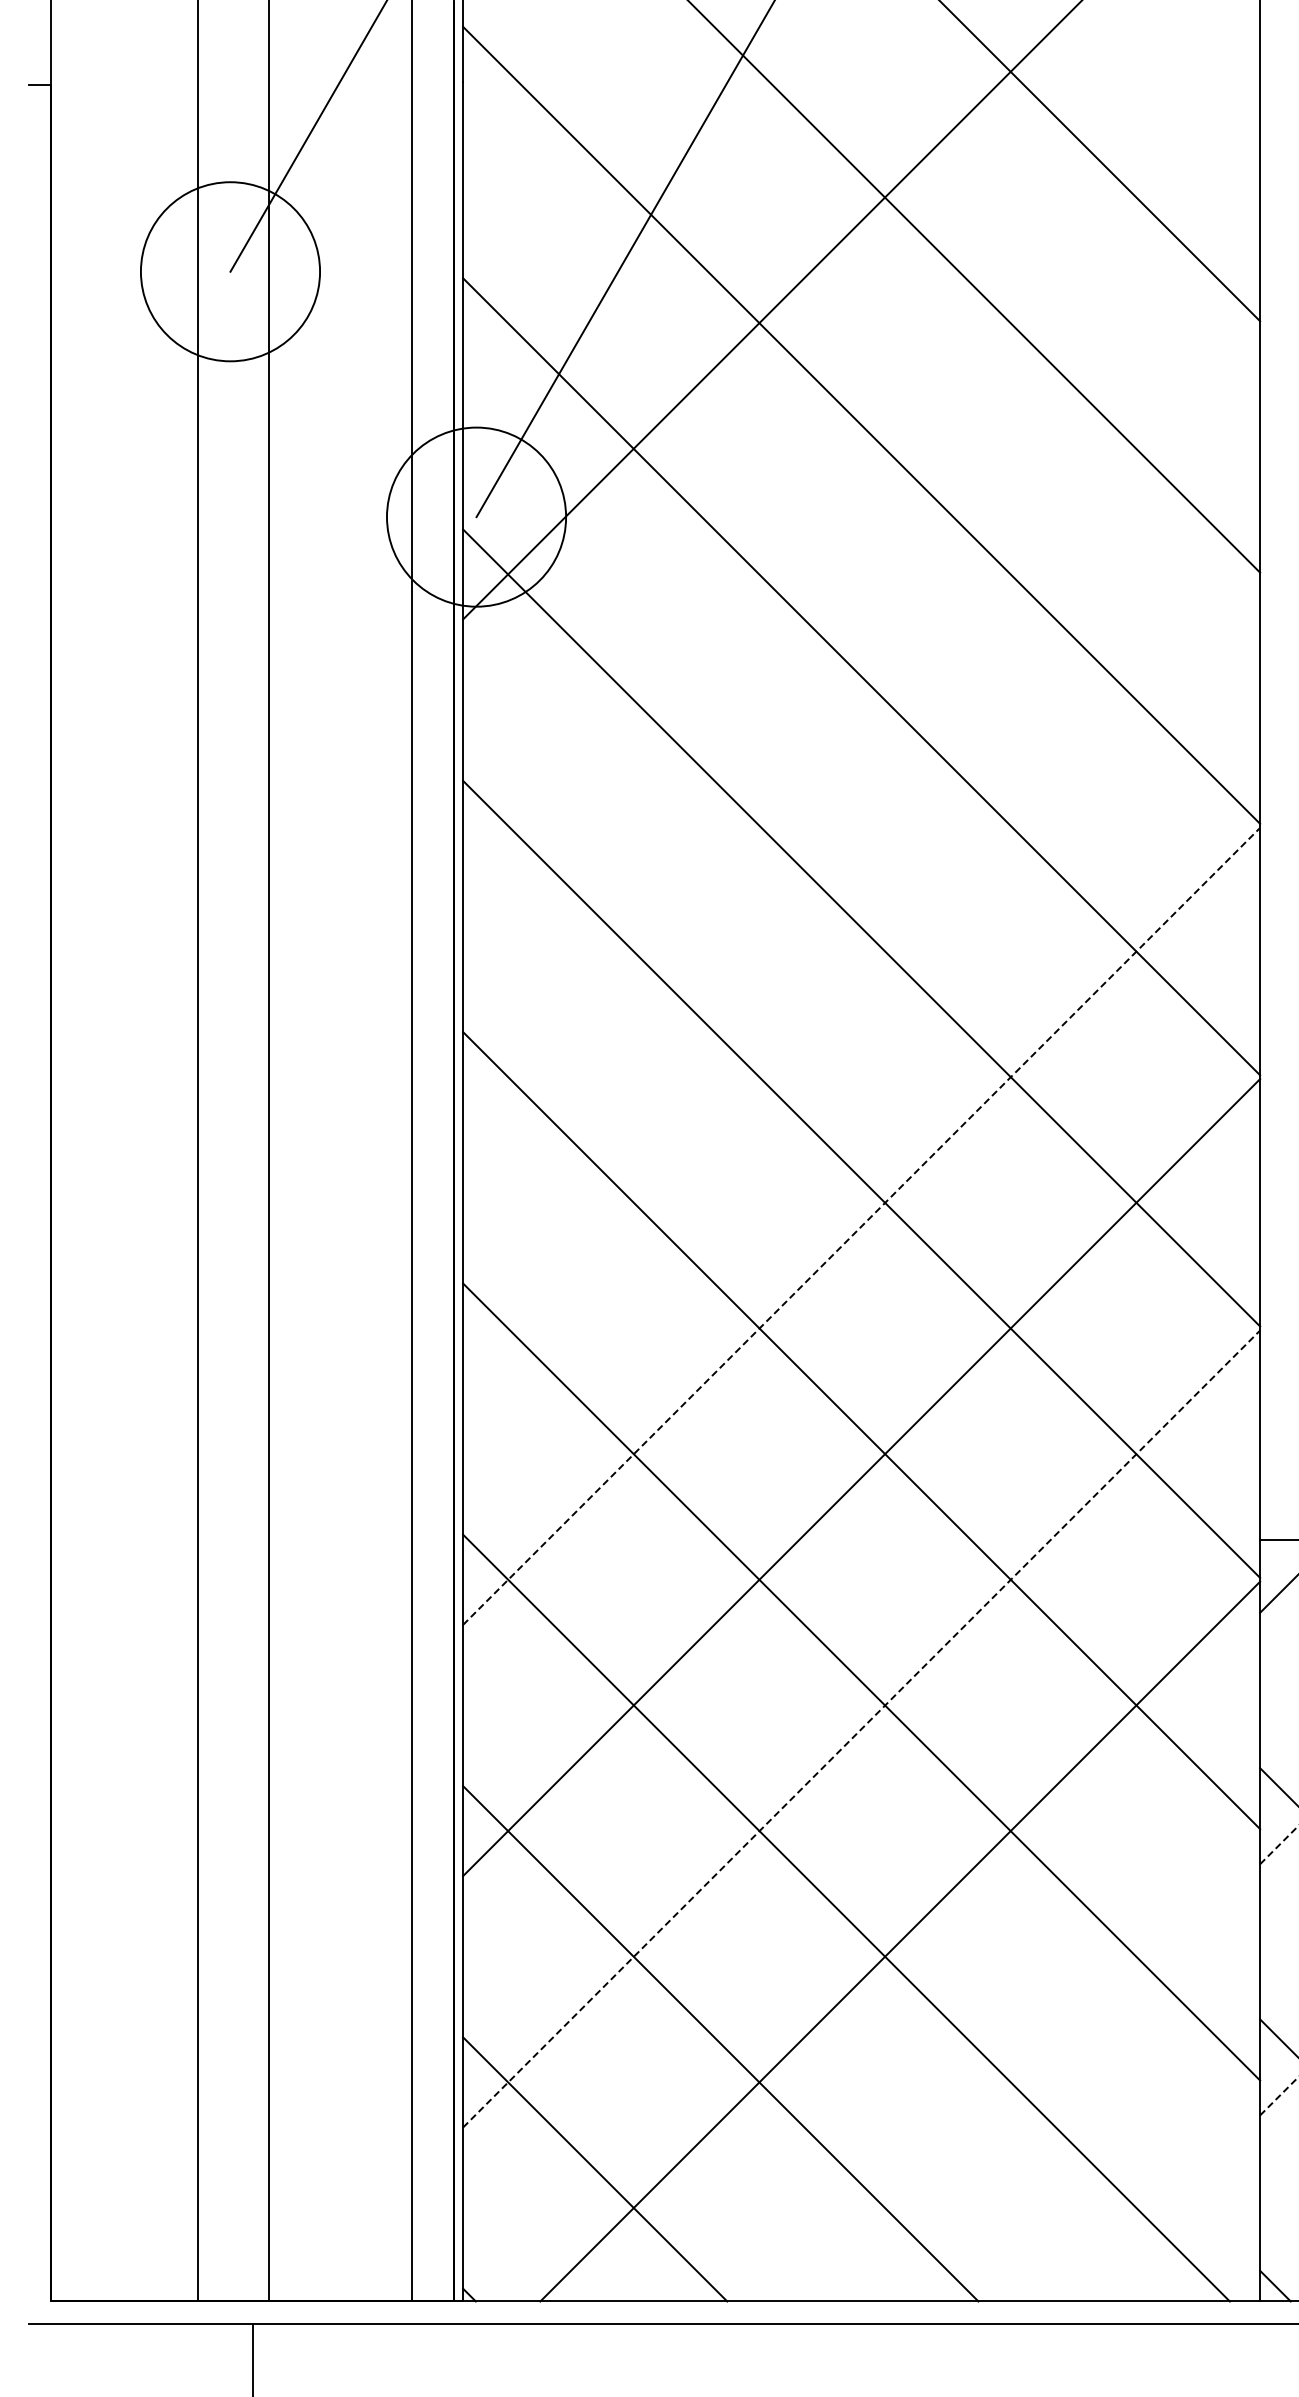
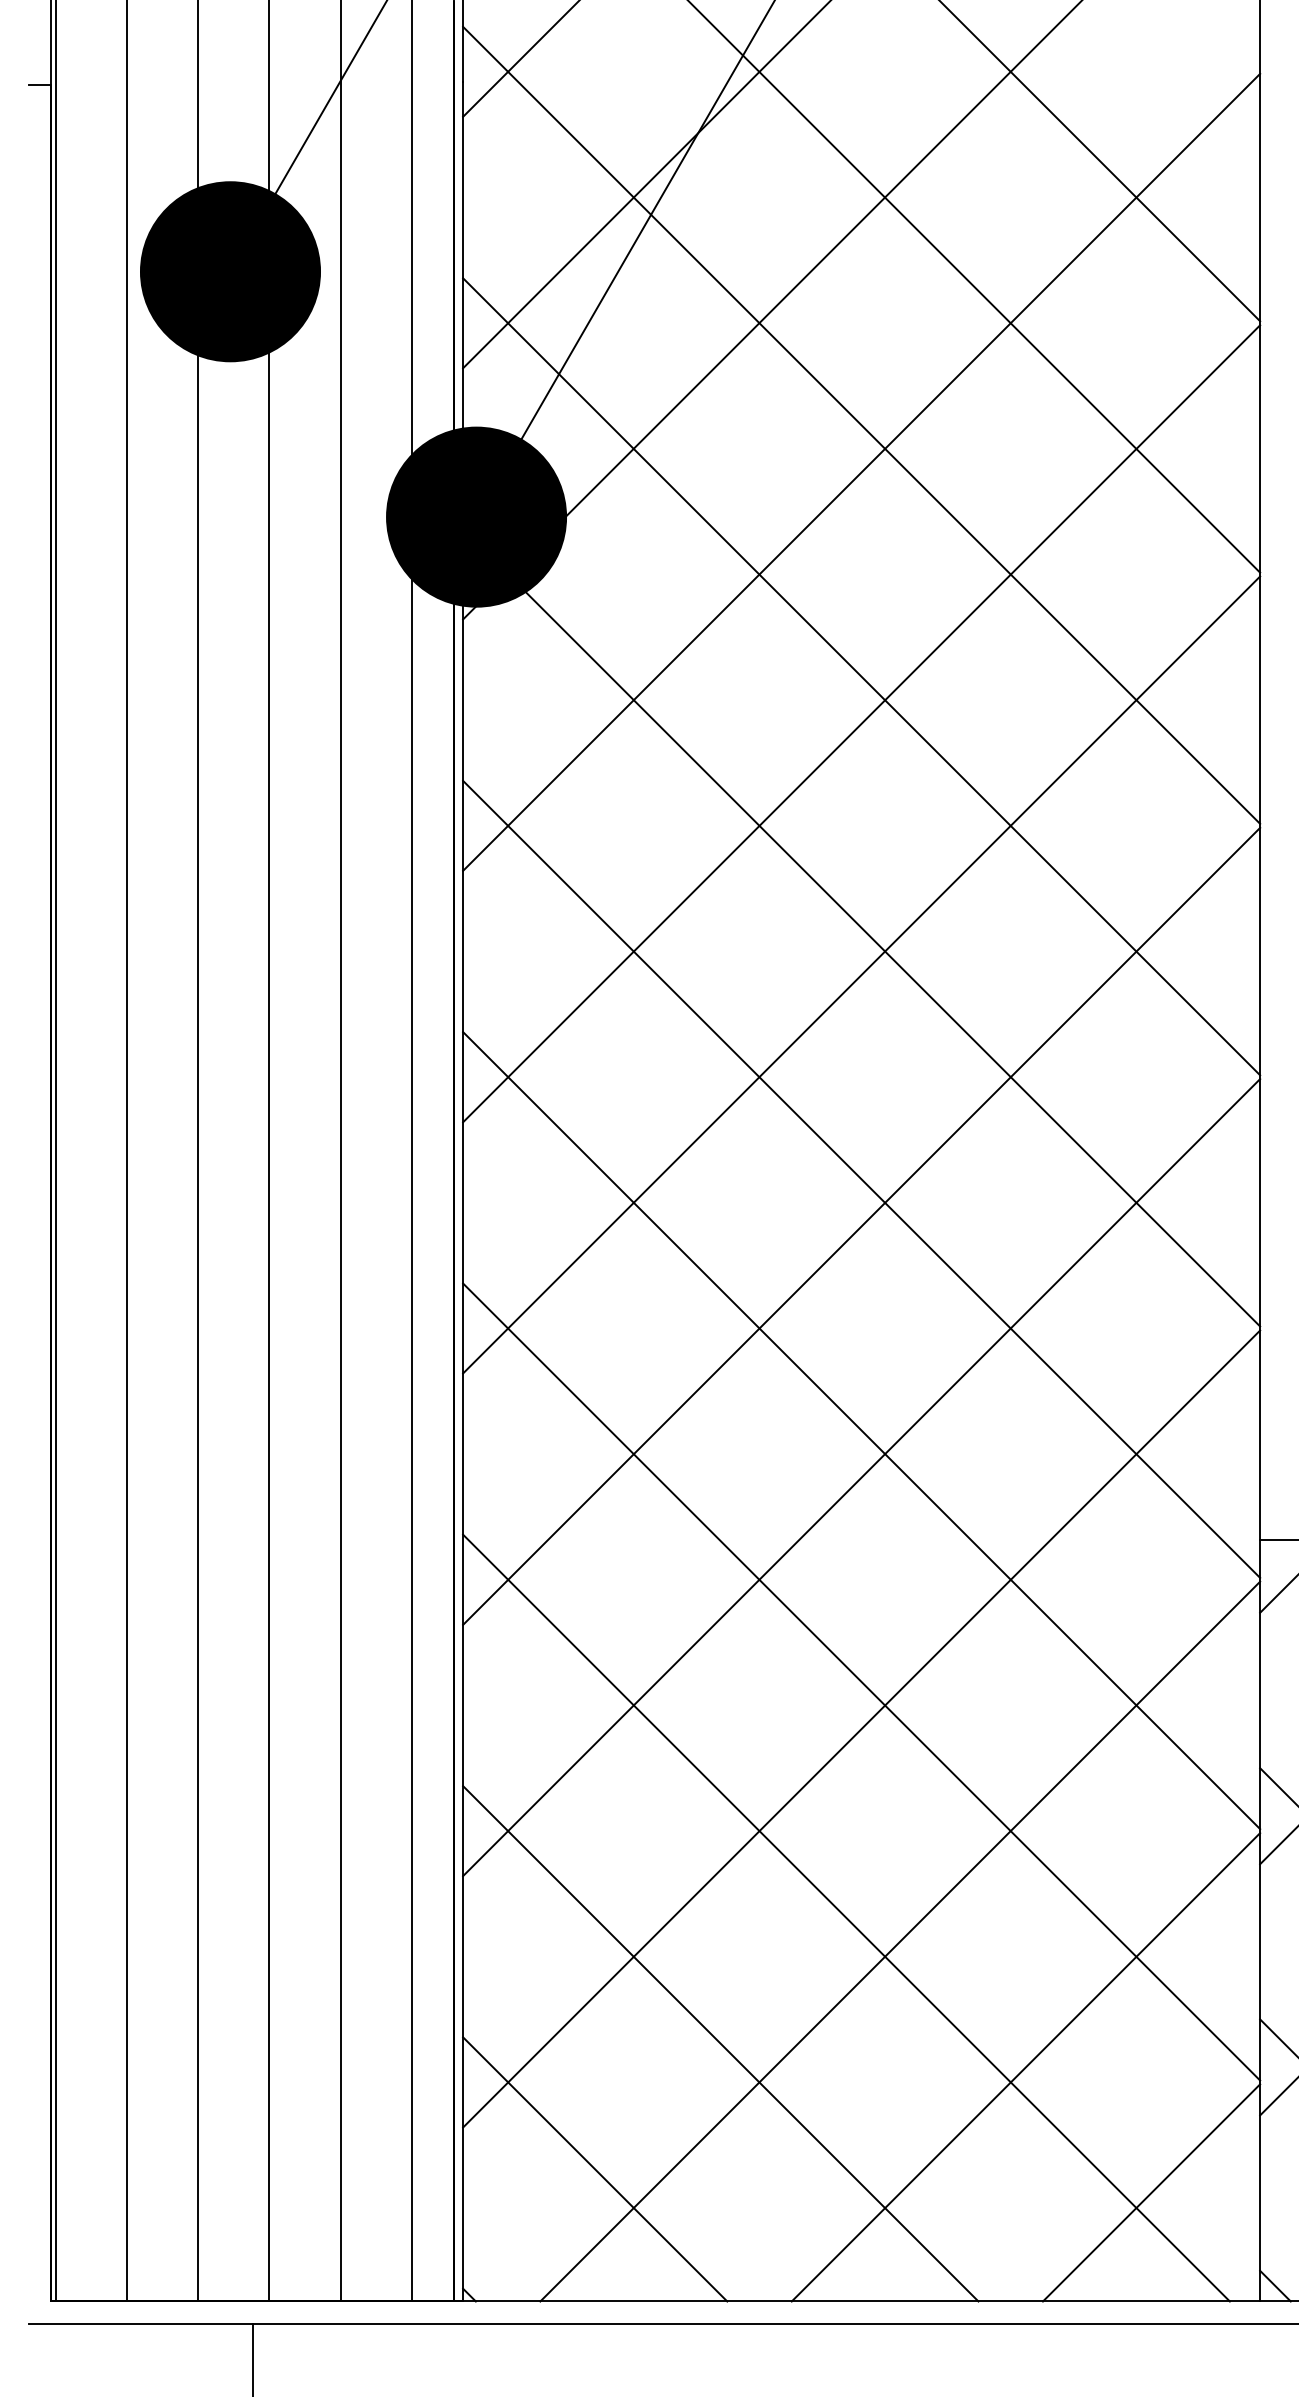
line: none -> present (520, 59)
line: none -> present (645, 185)
fill: none -> present (230, 271)
line: none -> present (861, 471)
fill: none -> present (476, 516)
line: none -> present (861, 723)
line: none -> present (861, 974)
line: none -> present (56, 1151)
line: none -> present (127, 1151)
line: none -> present (340, 1151)
line: dashed -> solid (861, 1226)
line: dashed -> solid (861, 1729)
line: dashed -> solid (1279, 1844)
line: none -> present (1025, 2067)
line: dashed -> solid (1279, 2095)
line: none -> present (1151, 2192)
